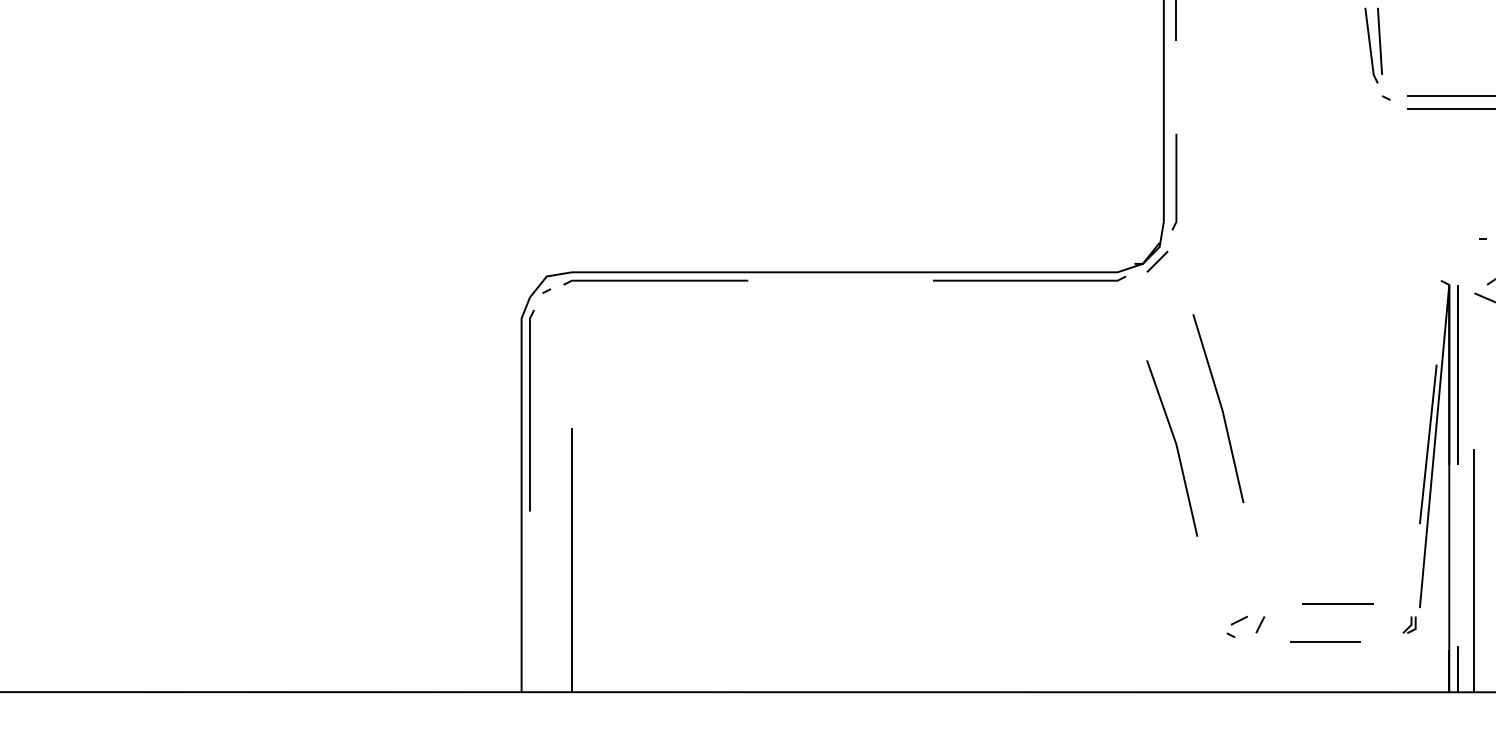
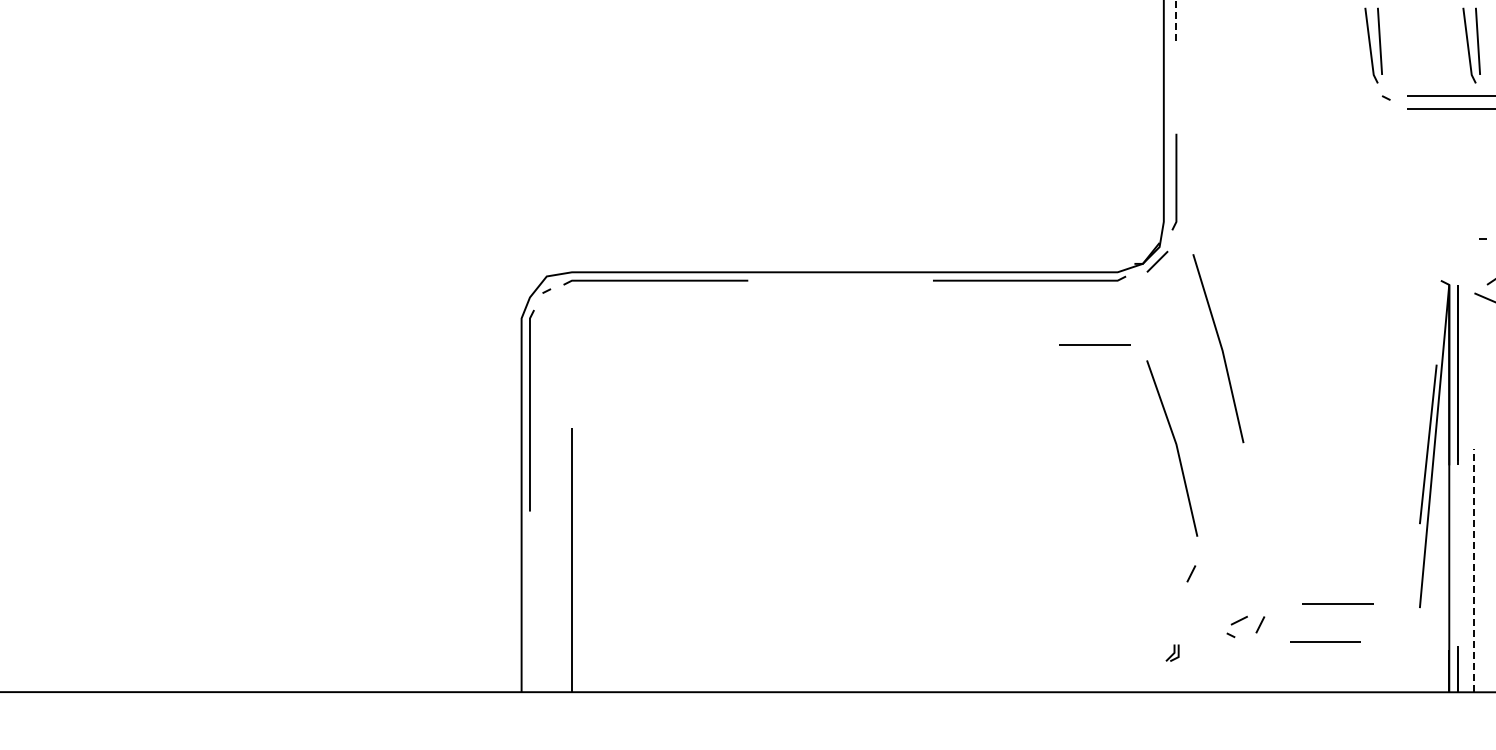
line: solid -> dashed (1176, 20)
part: none -> present (1471, 45)
line: none -> present (1094, 344)
line position: (1220, 407) -> (1220, 347) (1220, 347)
line: solid -> dashed (1474, 570)
line: none -> present (1191, 573)
part position: (1409, 624) -> (1172, 652) (1172, 652)
